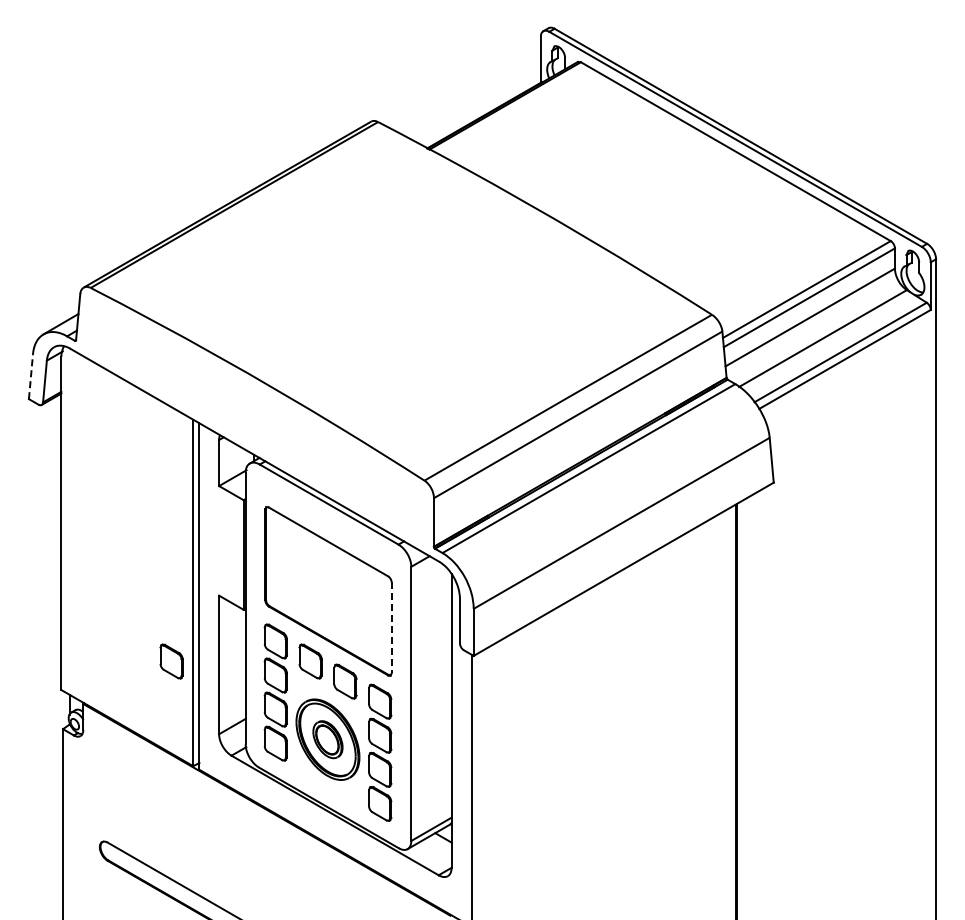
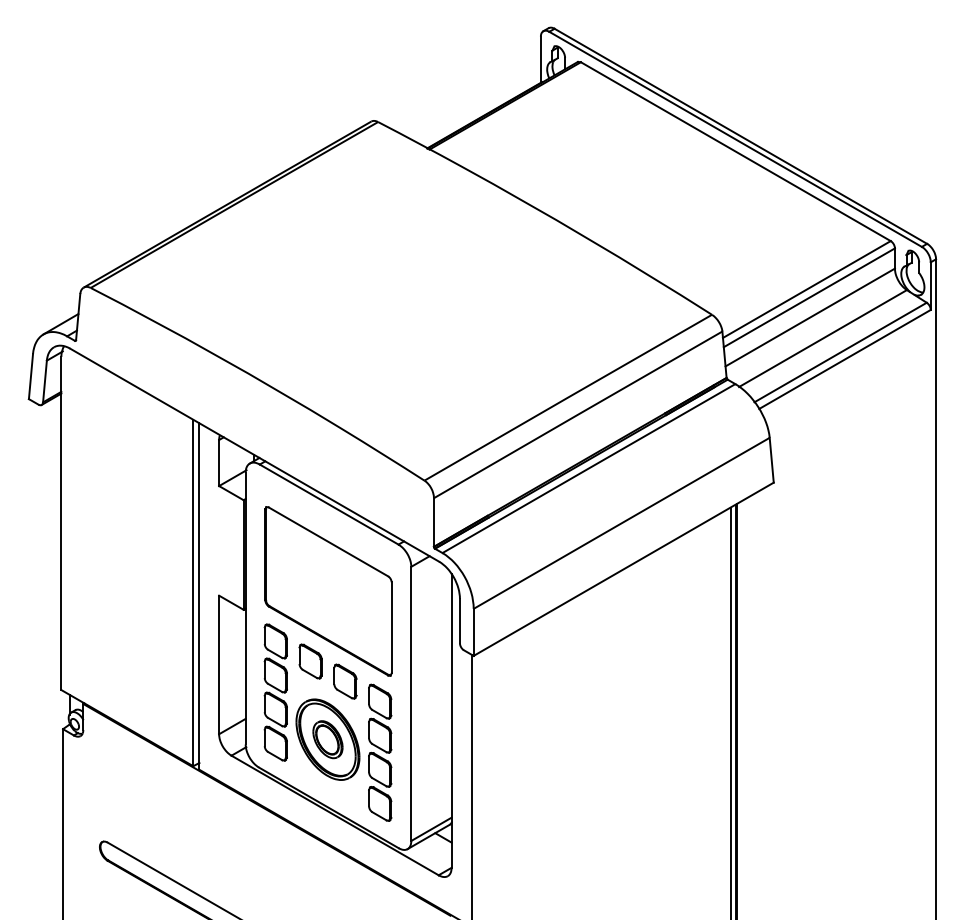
line: dashed -> solid (30, 376)
line: dashed -> solid (391, 627)
part: present -> none (171, 661)
line: none -> present (730, 711)
